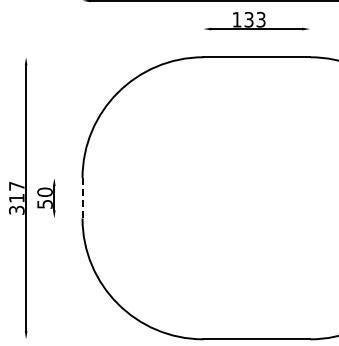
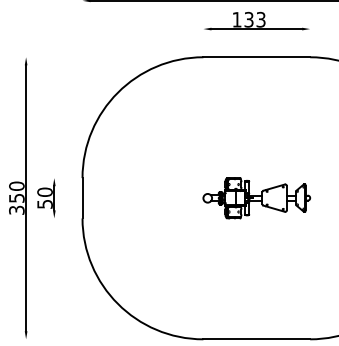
text: 317 -> 350 (16, 191)
line: dashed -> solid (82, 198)
part: none -> present (256, 198)
